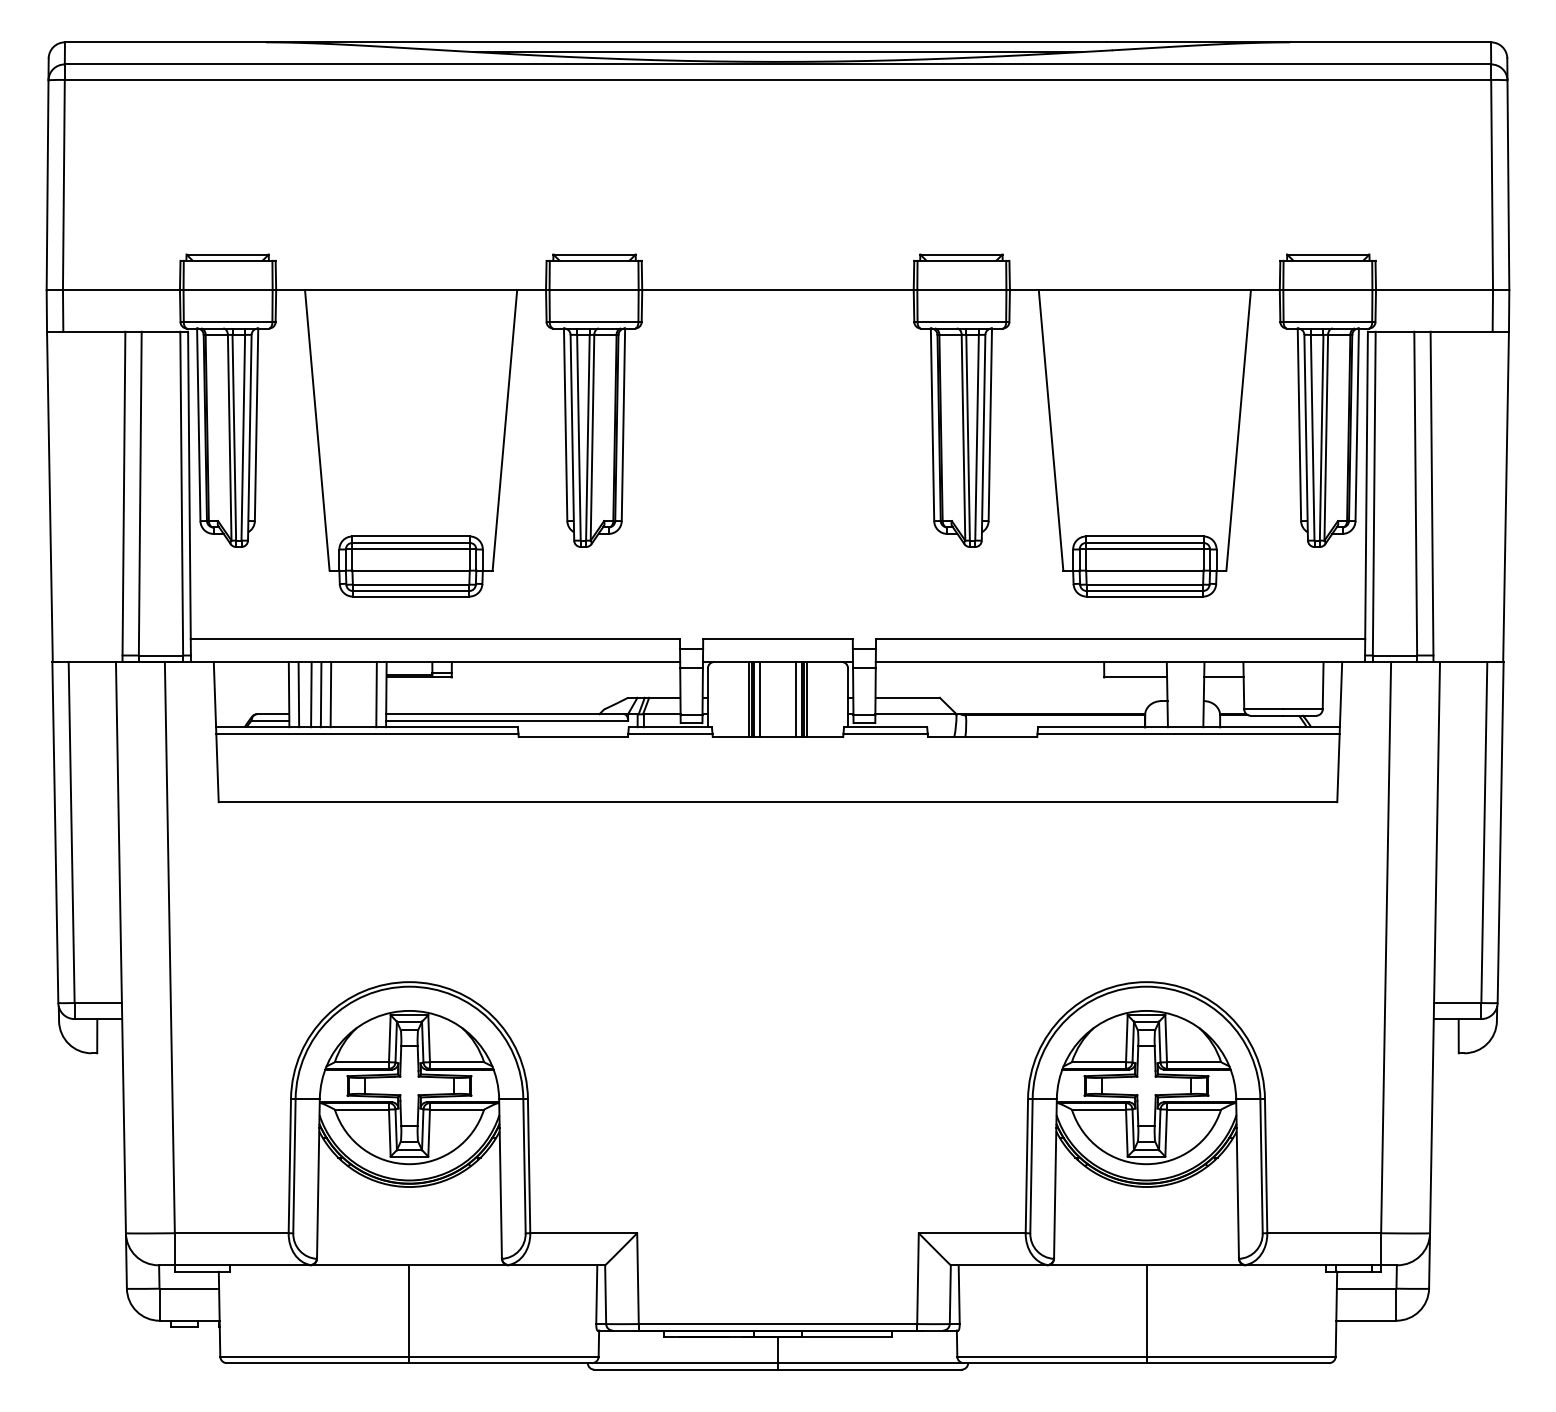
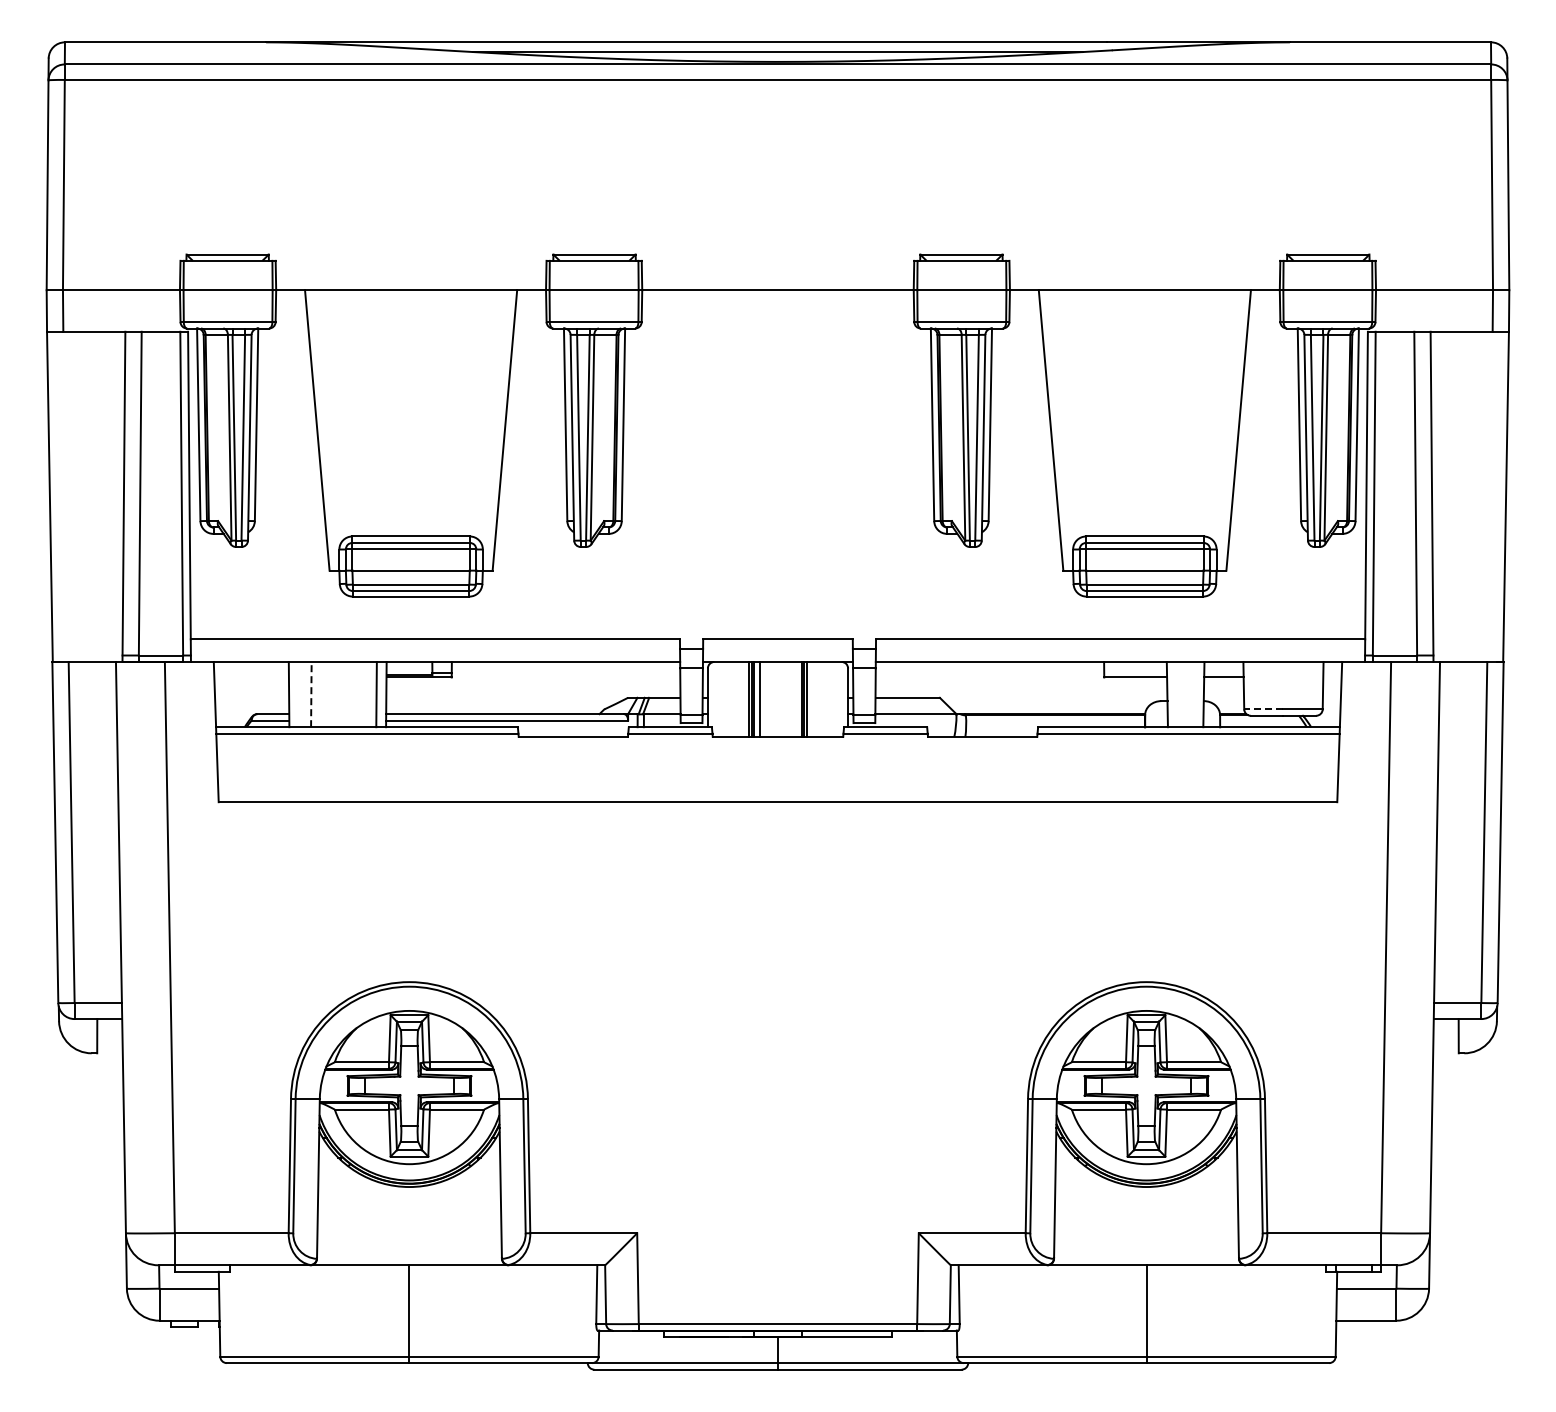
line: present -> none (298, 694)
line: solid -> dashed (311, 694)
line: present -> none (320, 694)
line: present -> none (330, 694)
line: present -> none (796, 698)
line: solid -> dashed (1263, 709)
